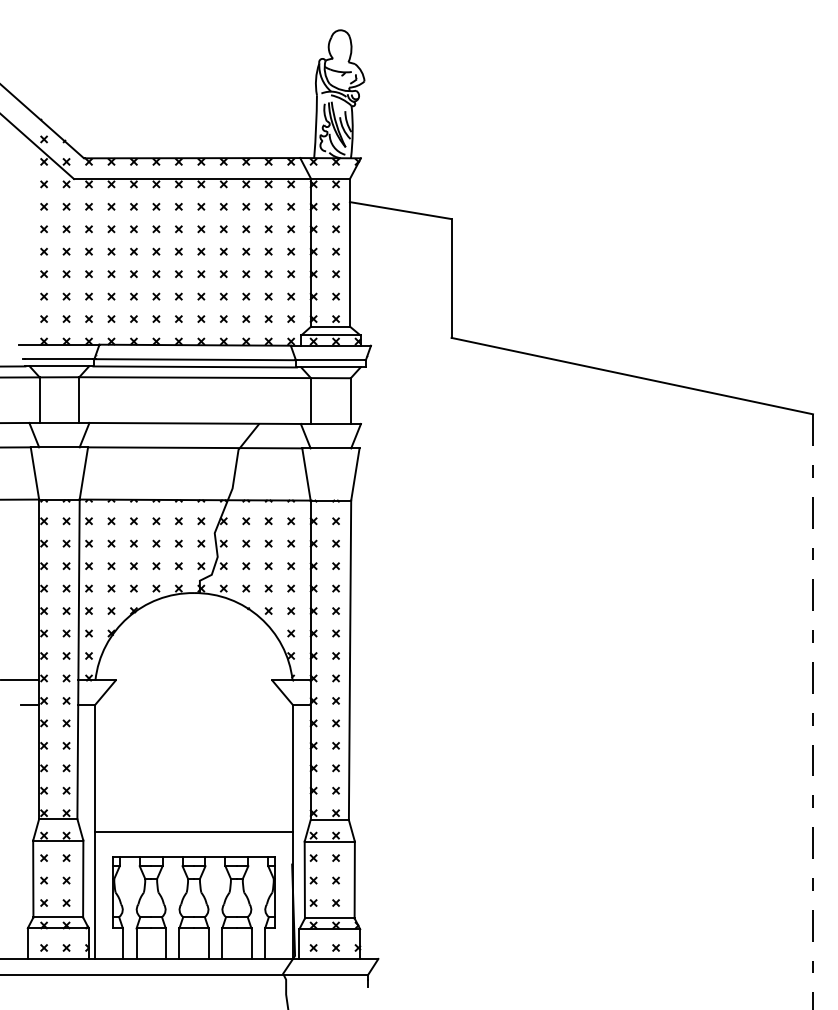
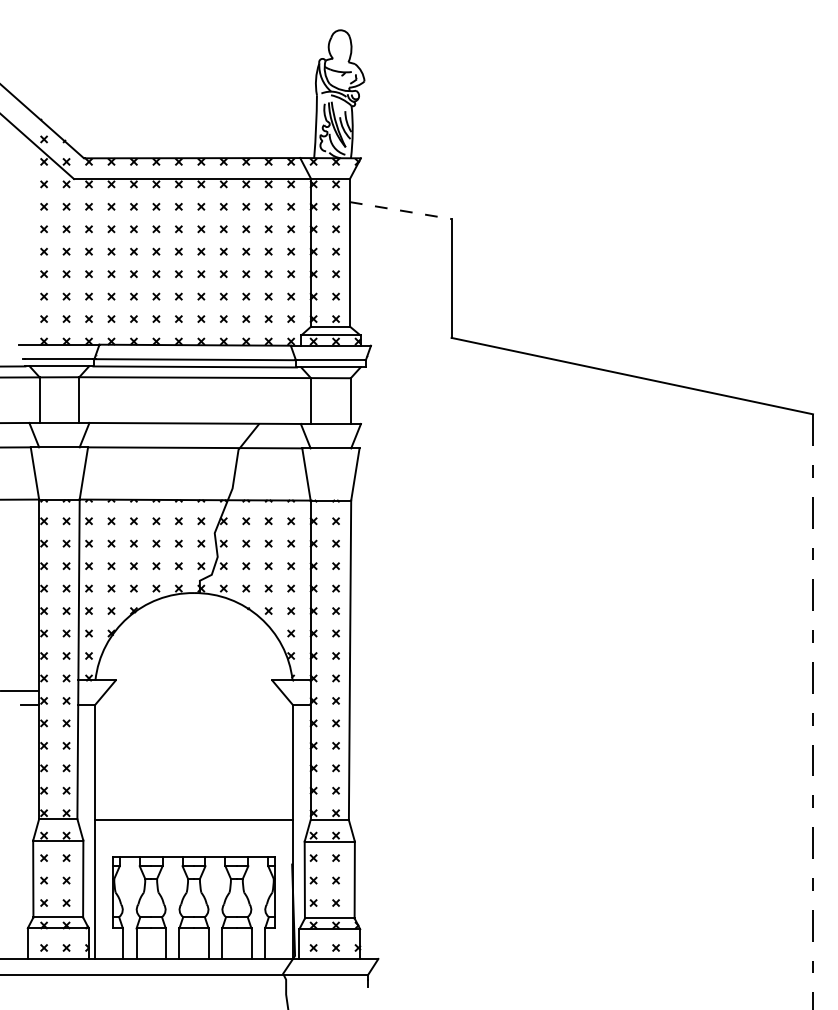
line: solid -> dashed (400, 210)
line position: (20, 680) -> (20, 691) (20, 691)
line position: (193, 831) -> (193, 819) (193, 819)
